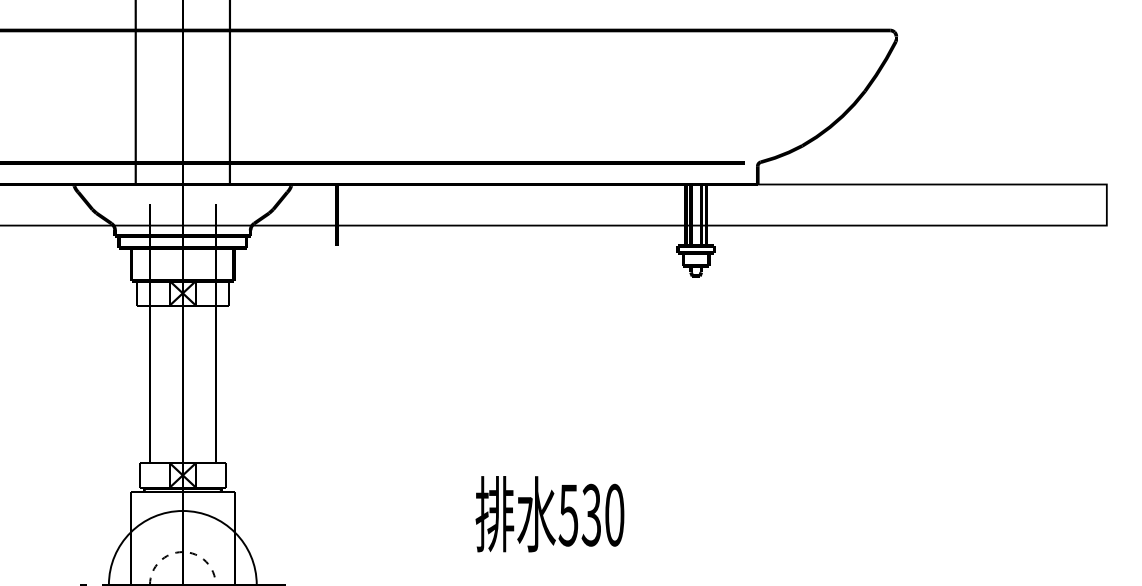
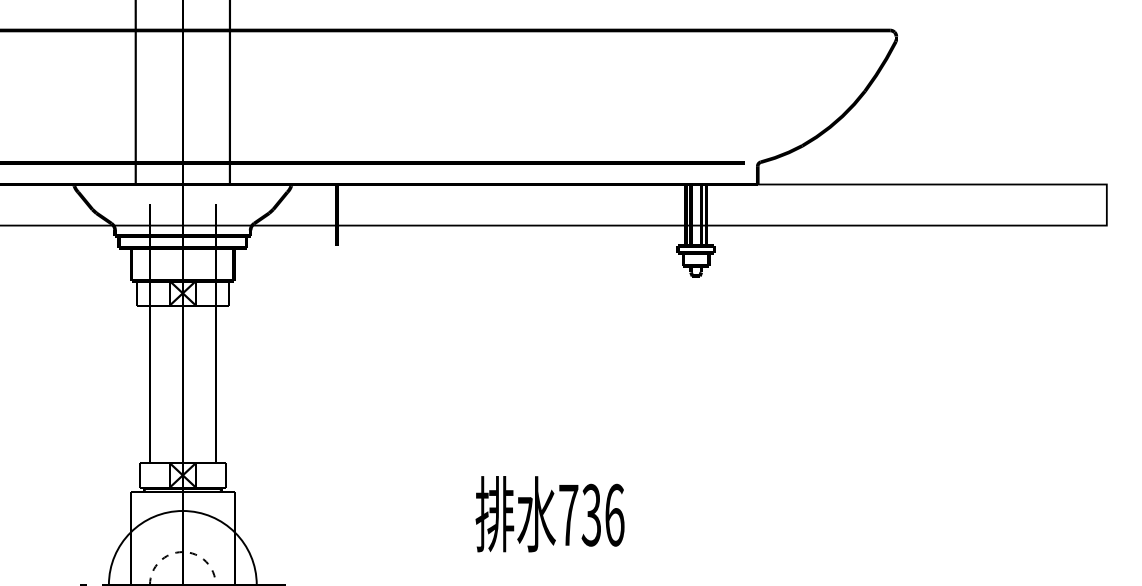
text: 530 -> 736 (591, 514)
